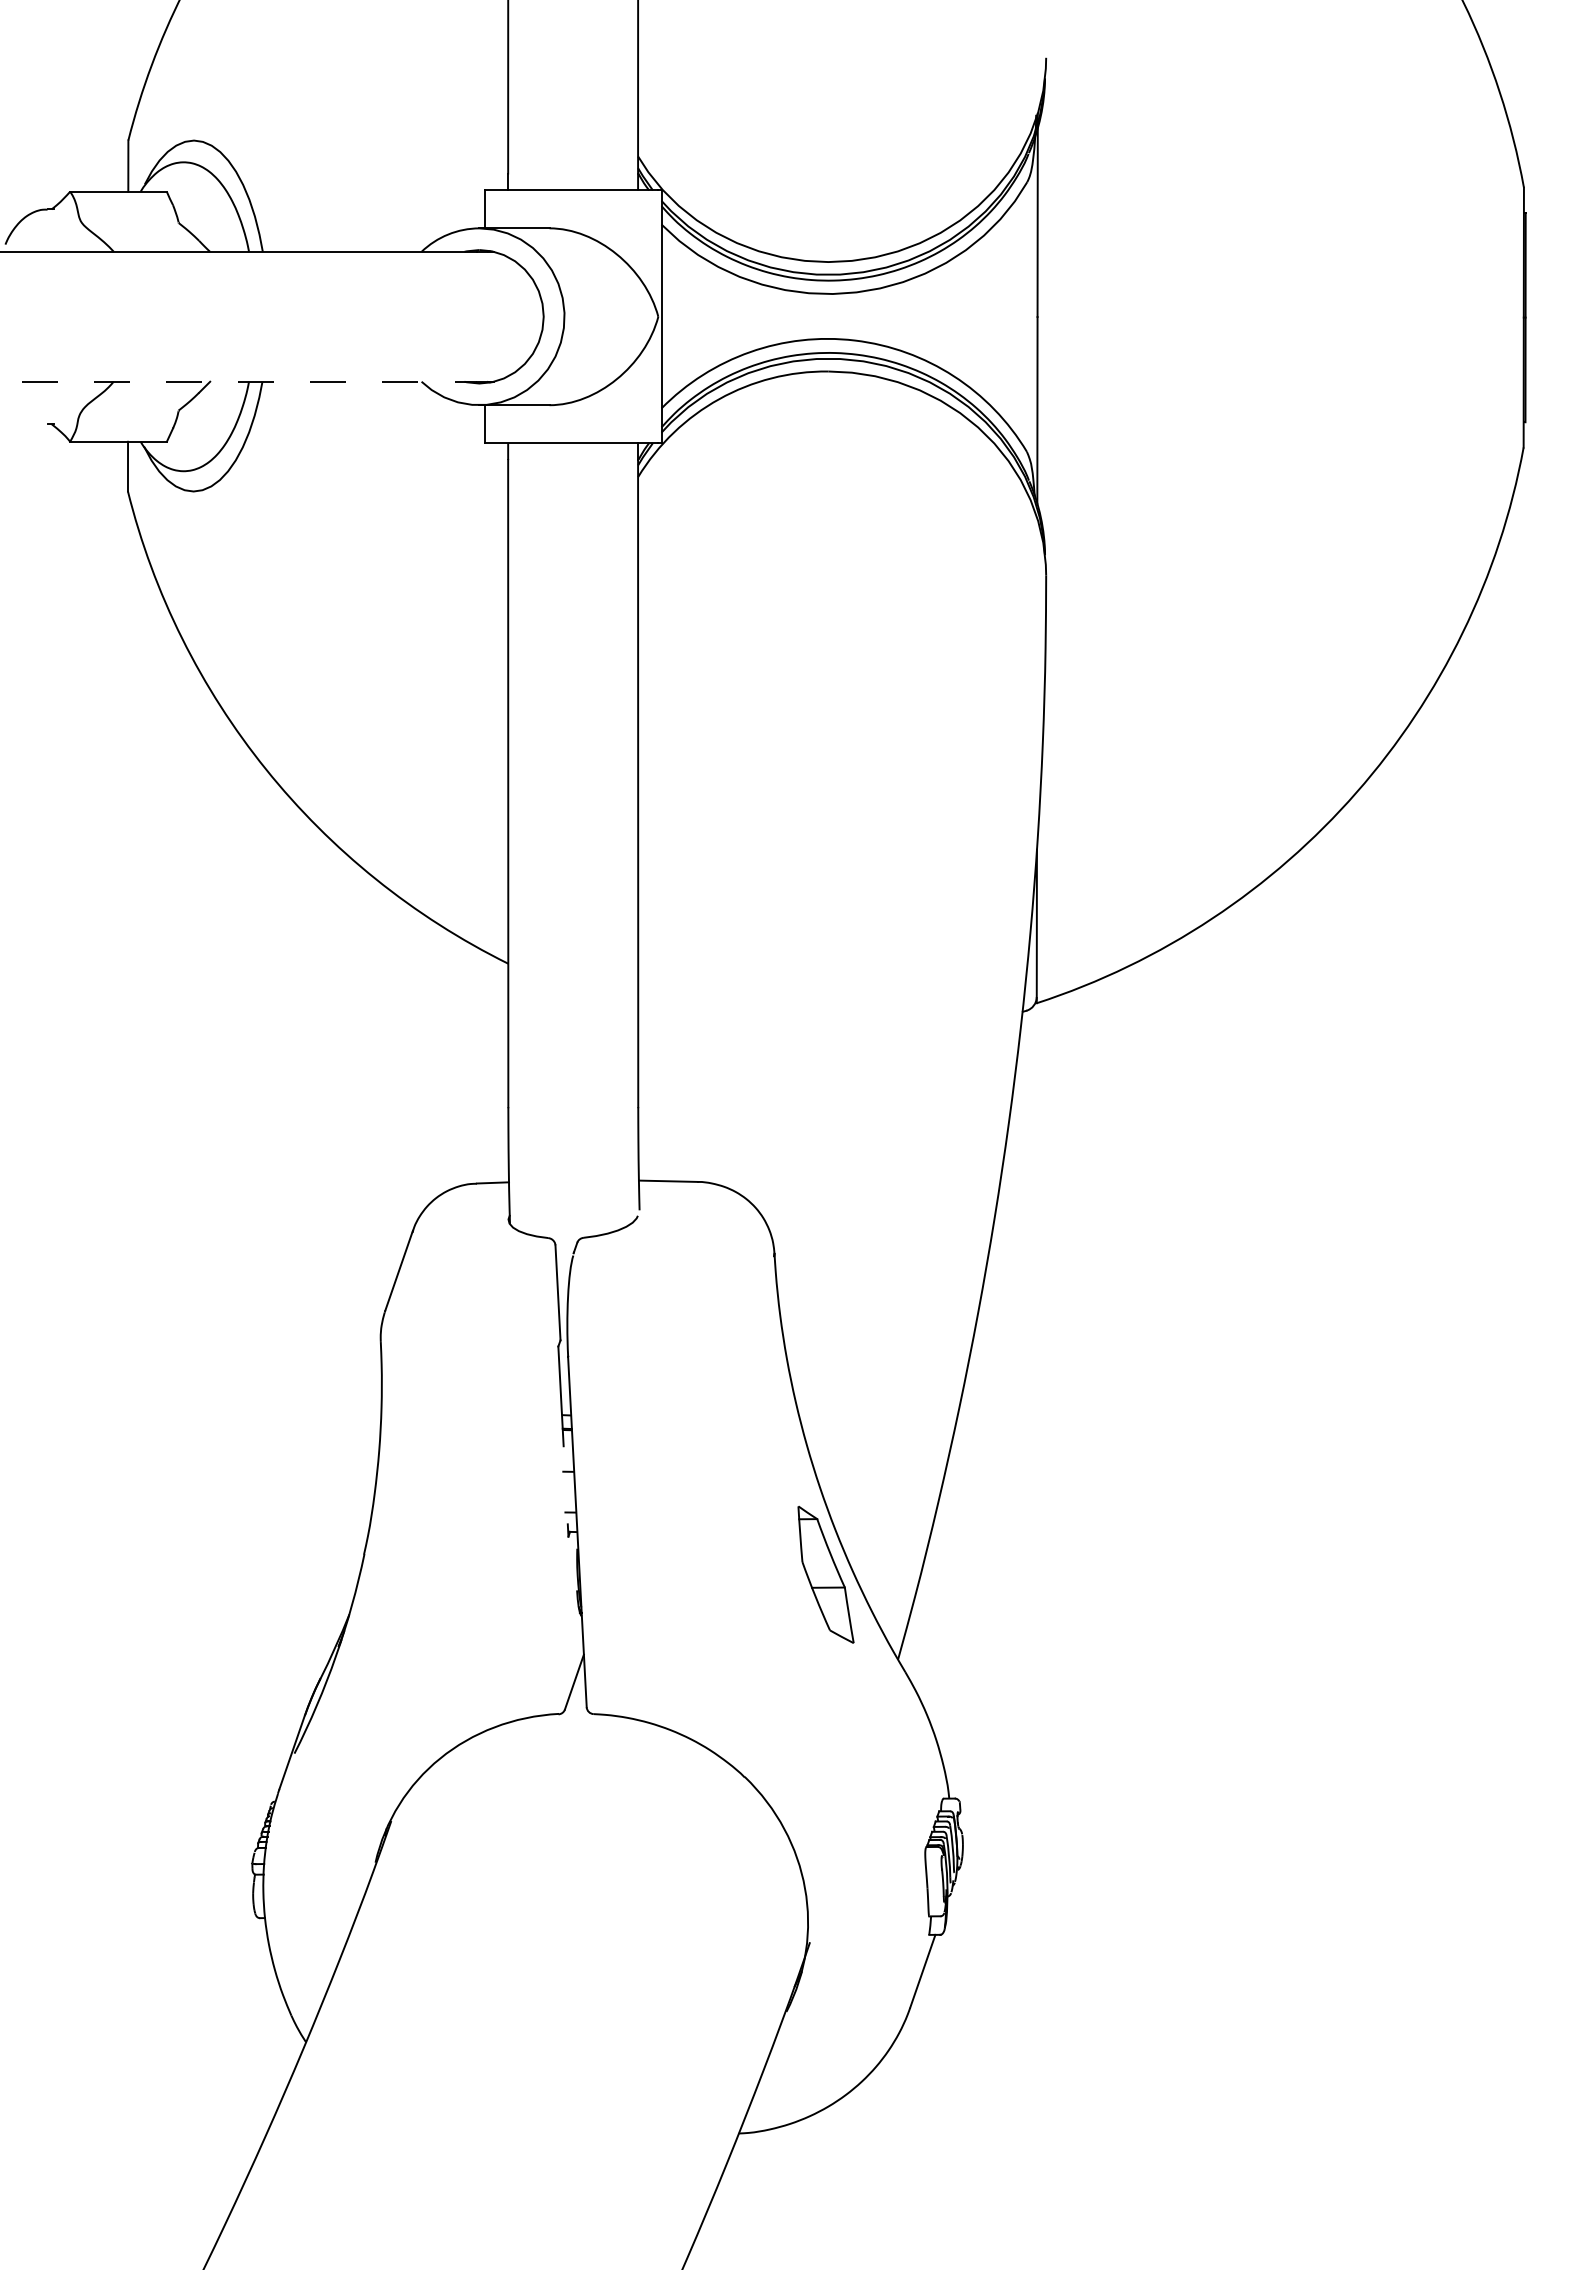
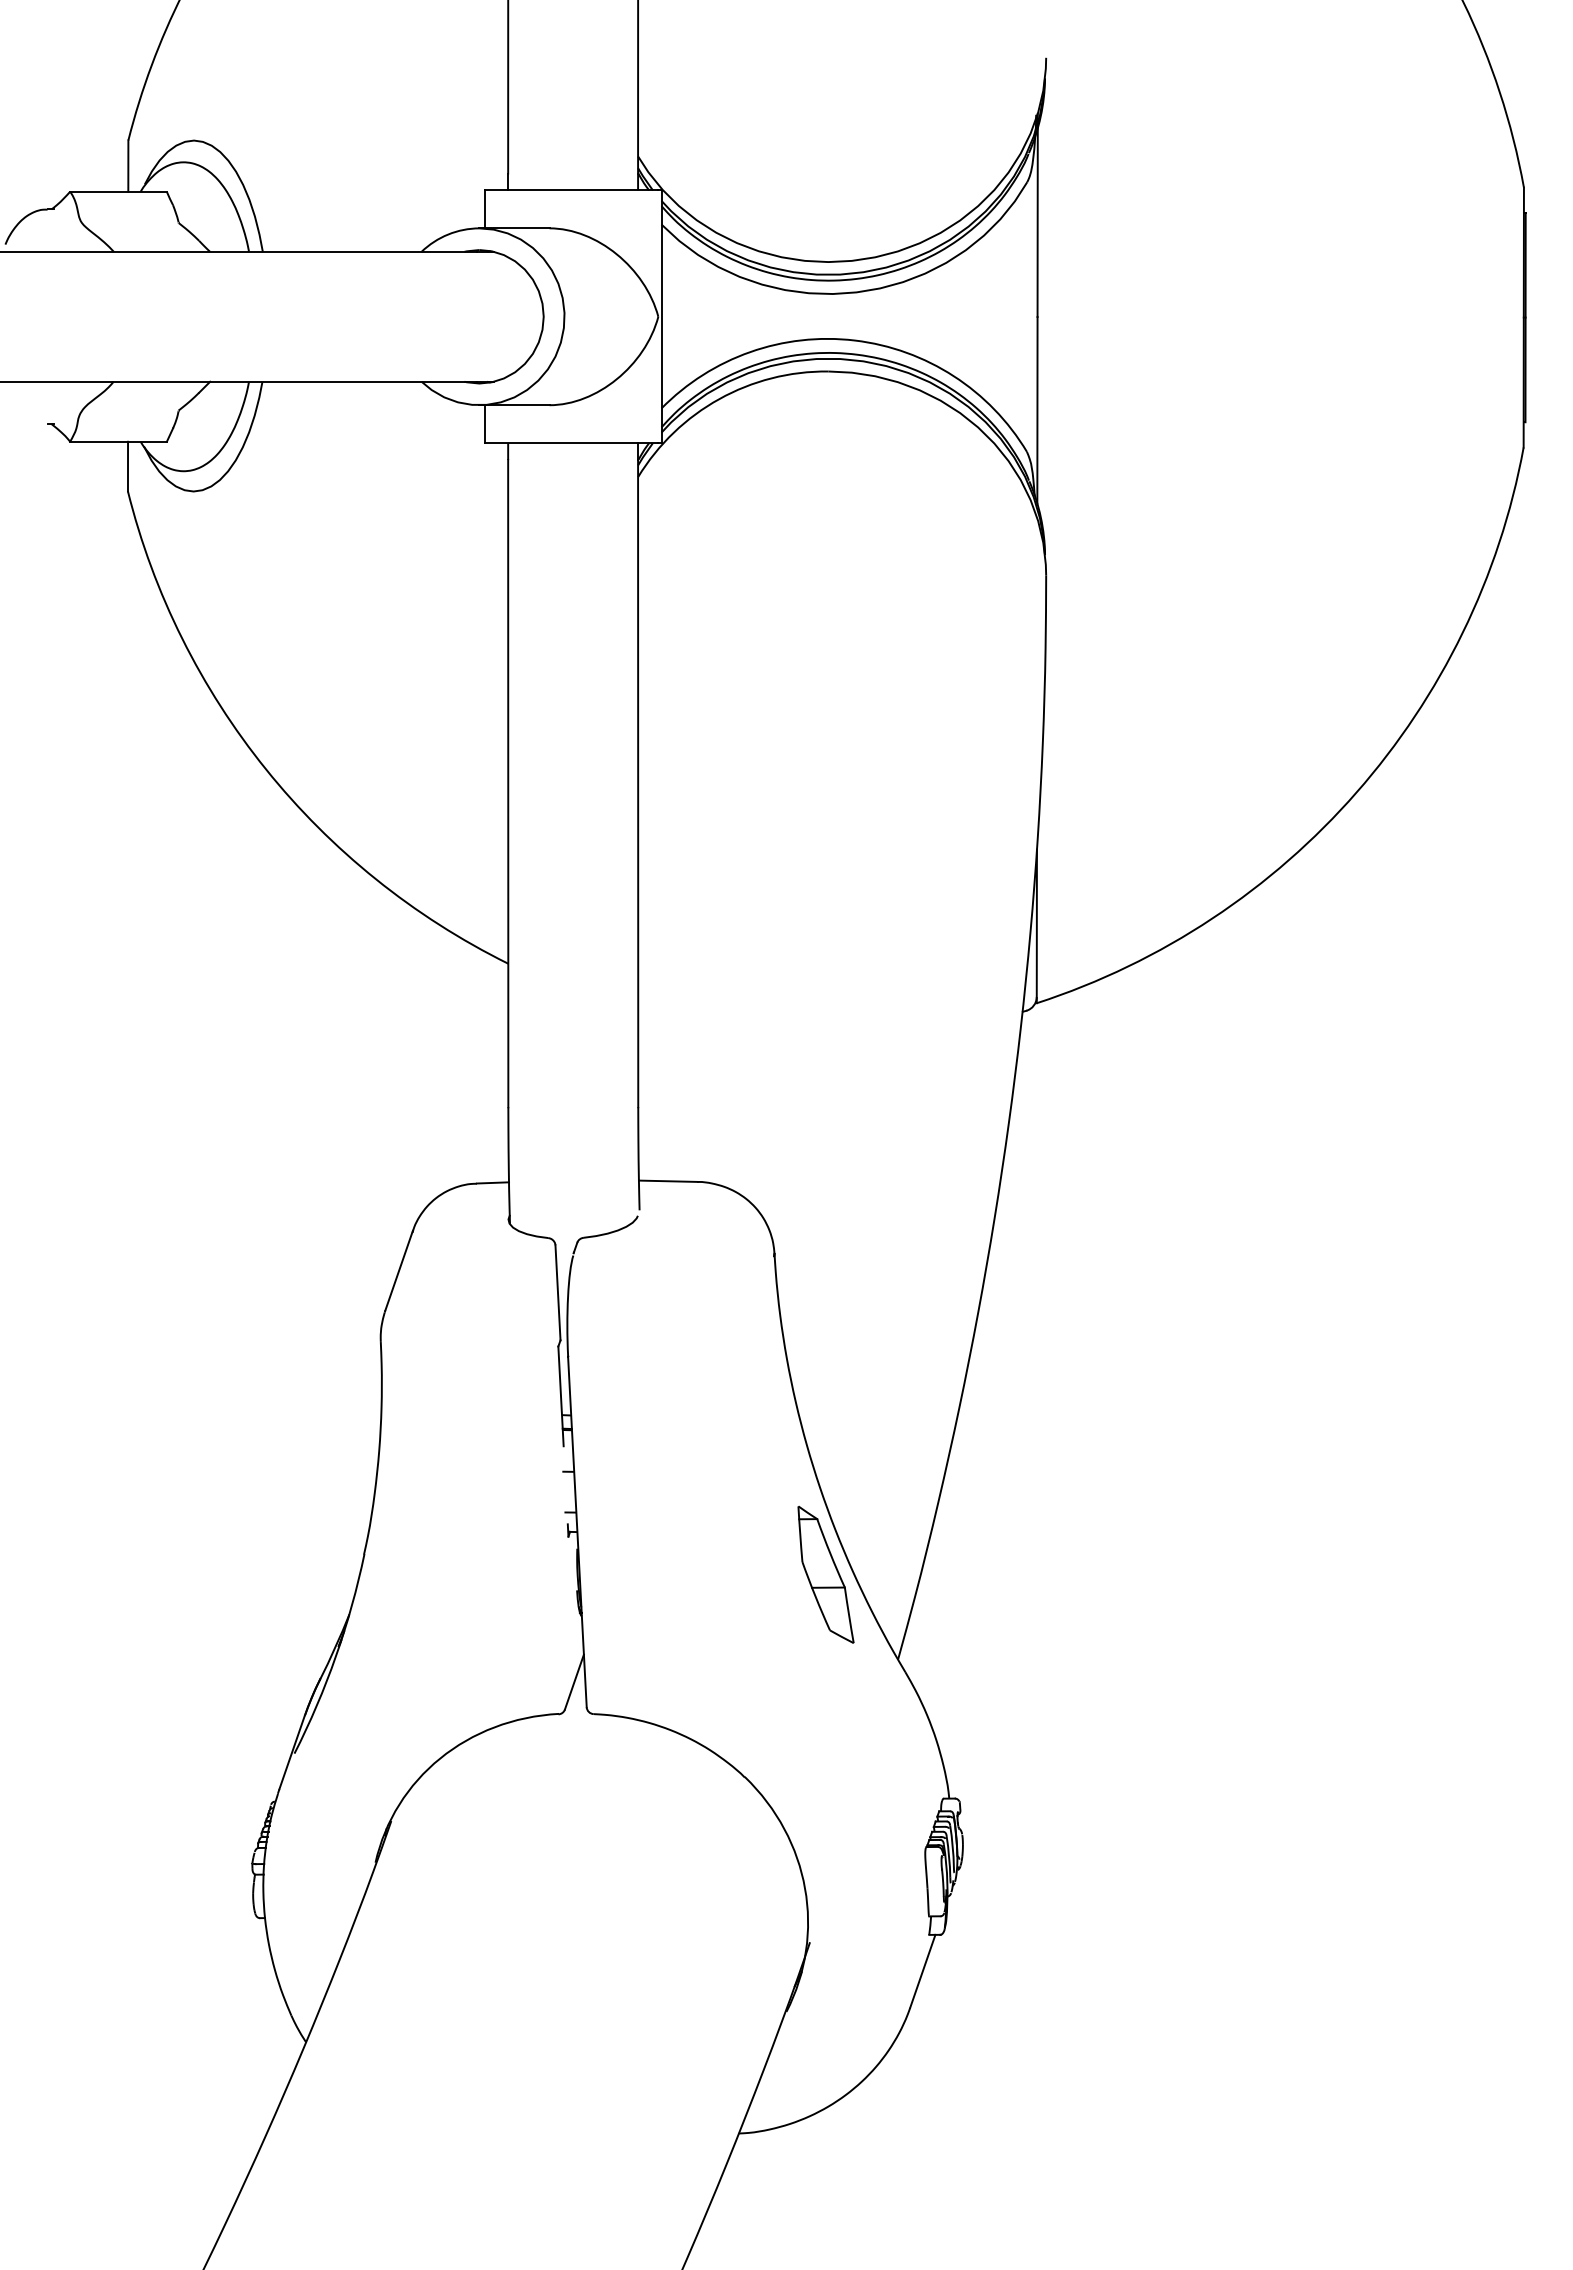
line: dashed -> solid (239, 381)
